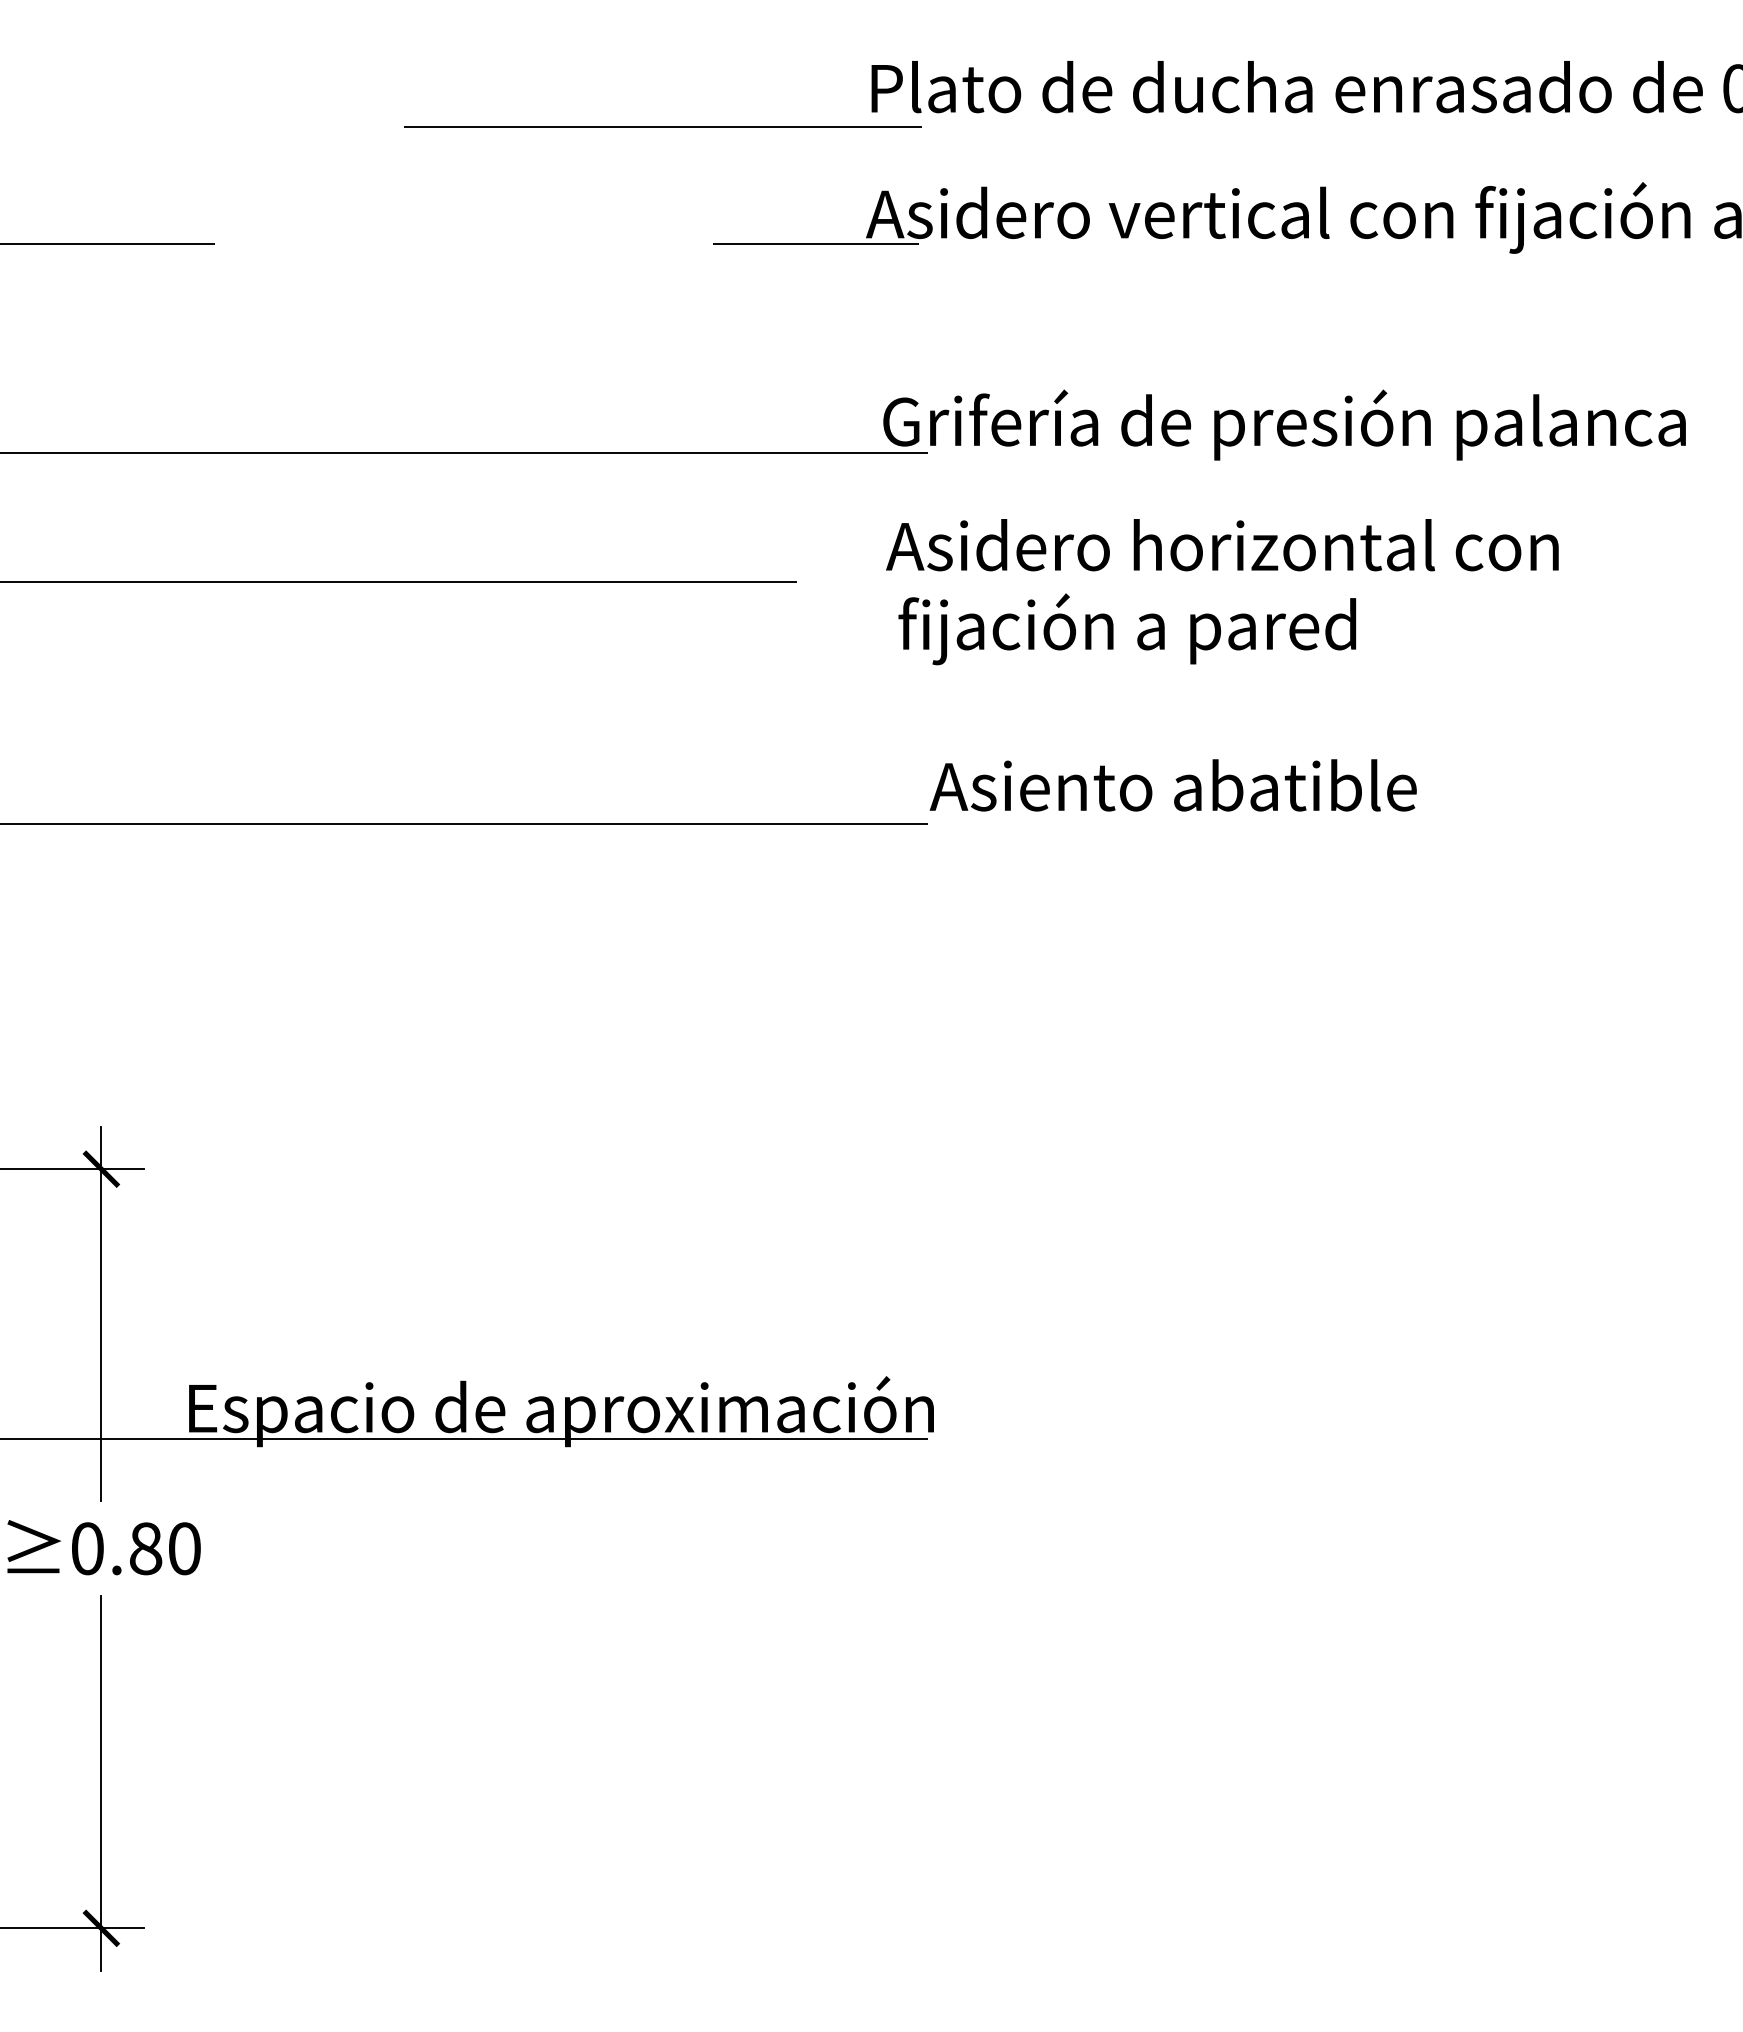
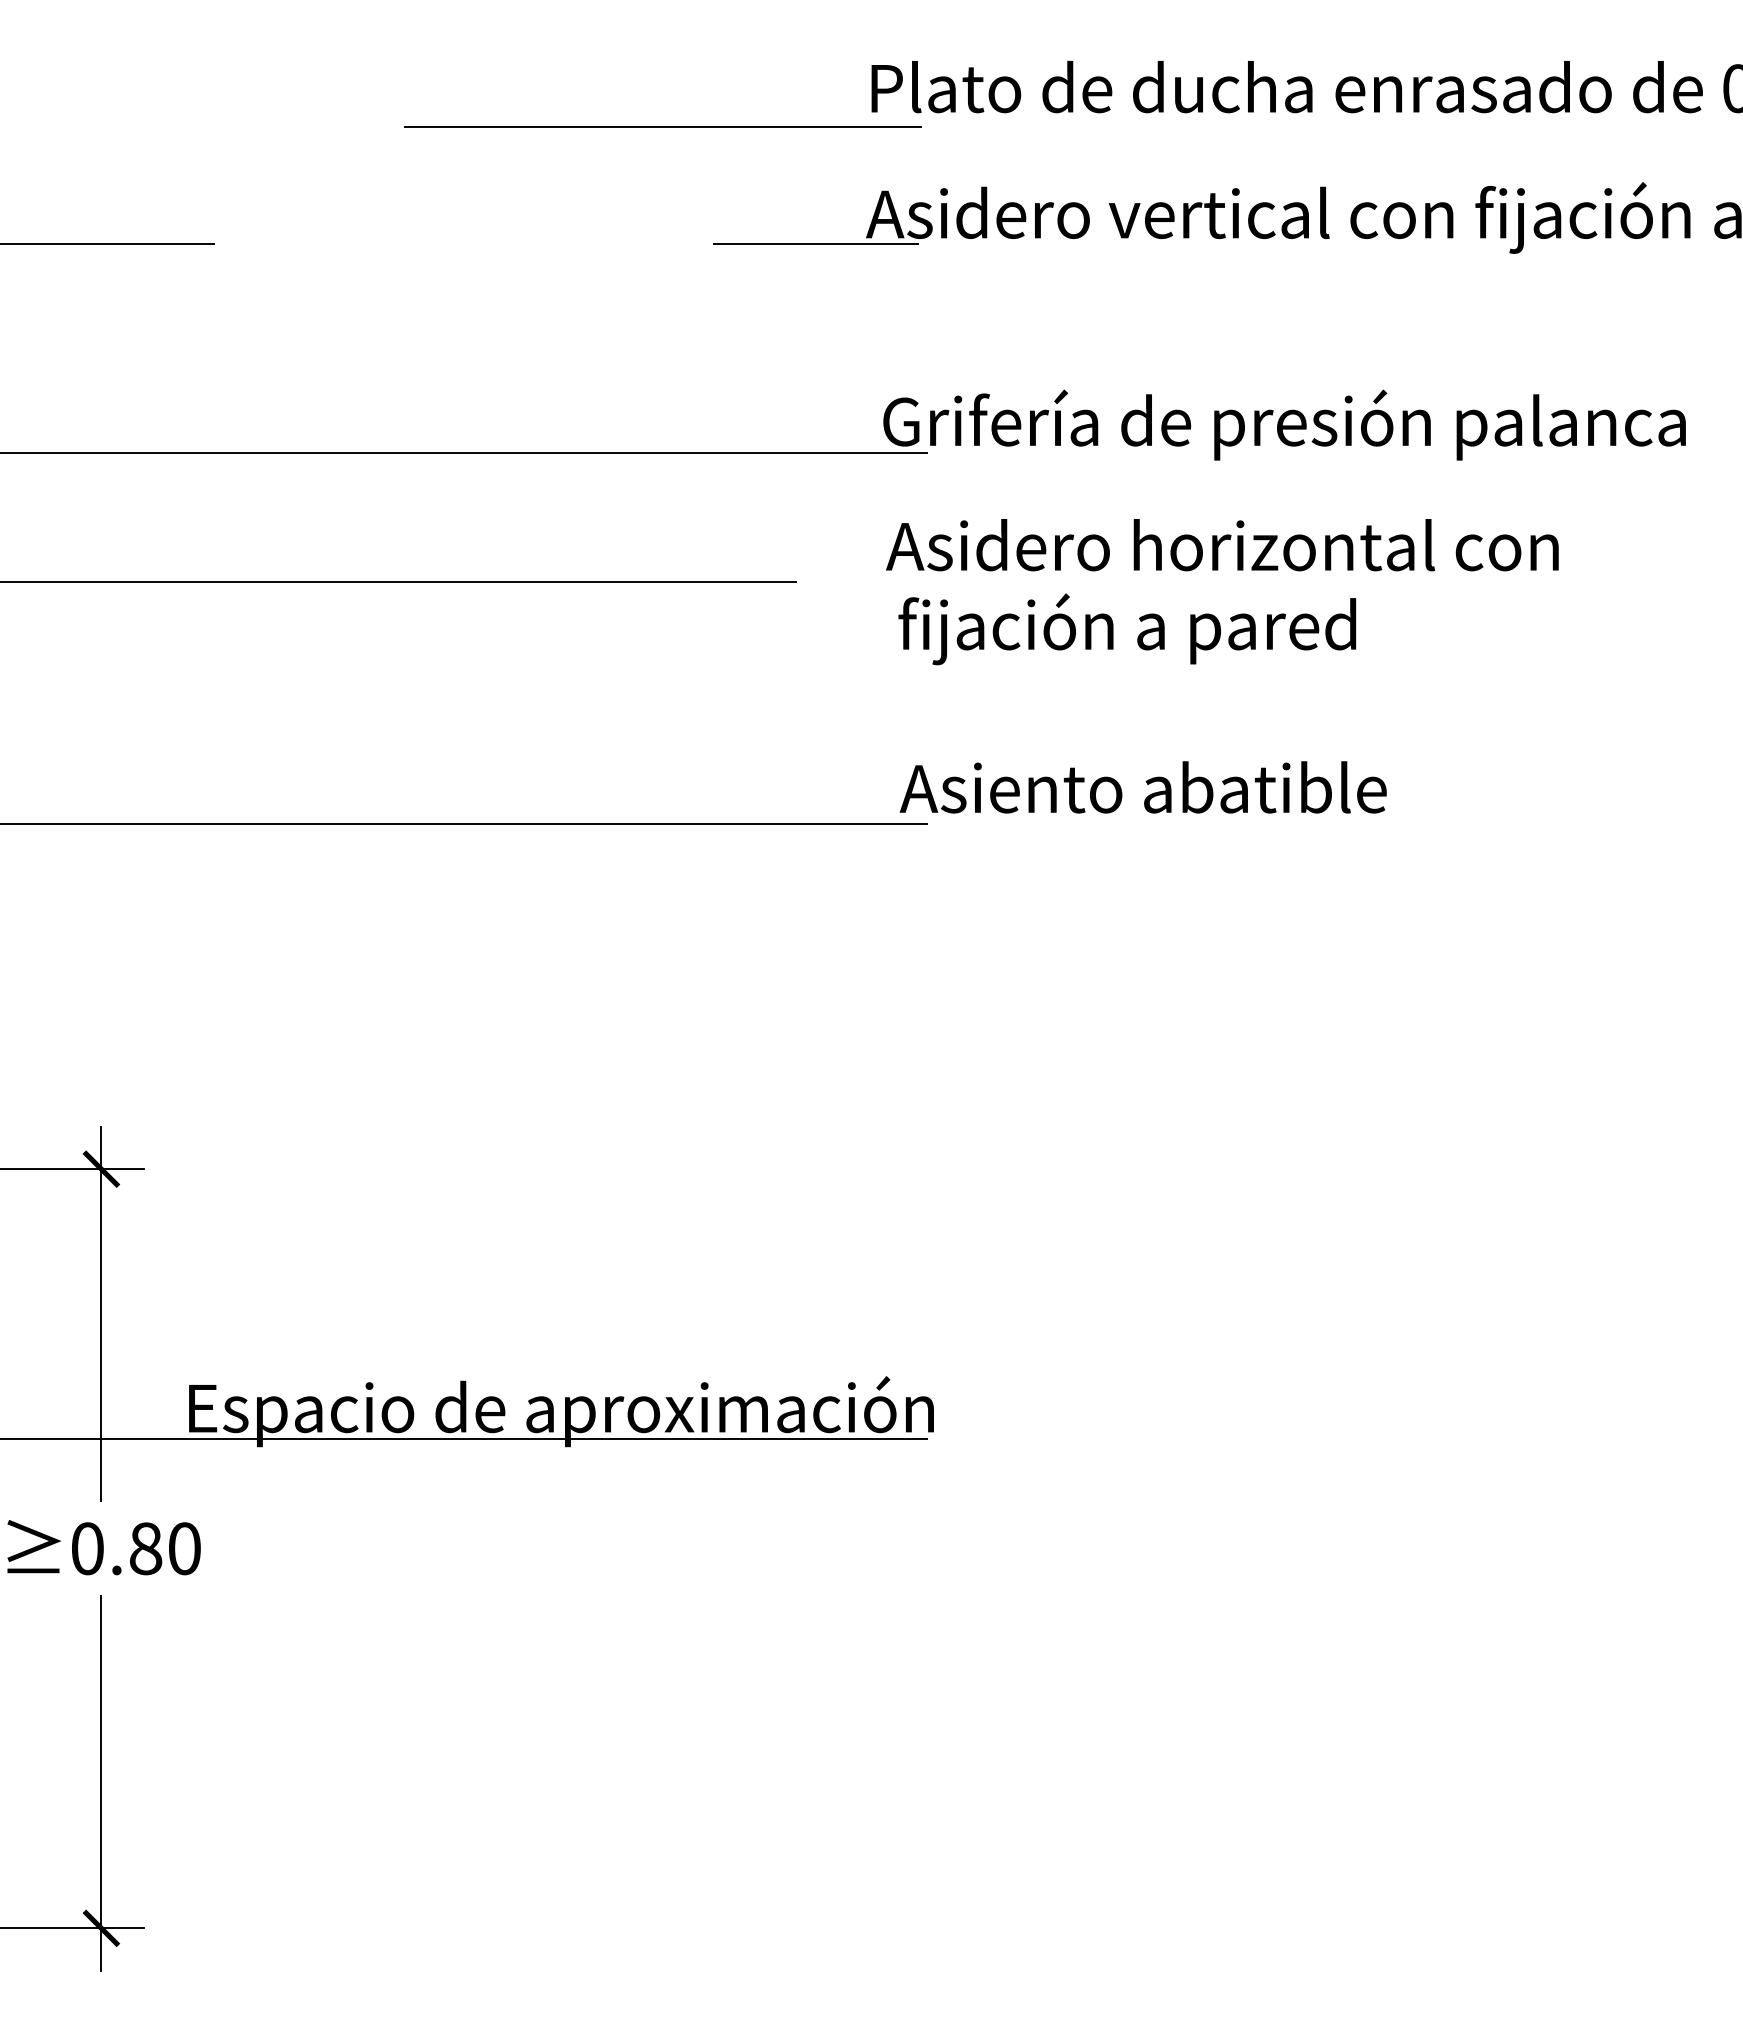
text position: (1172, 785) -> (1142, 787) (1142, 787)
